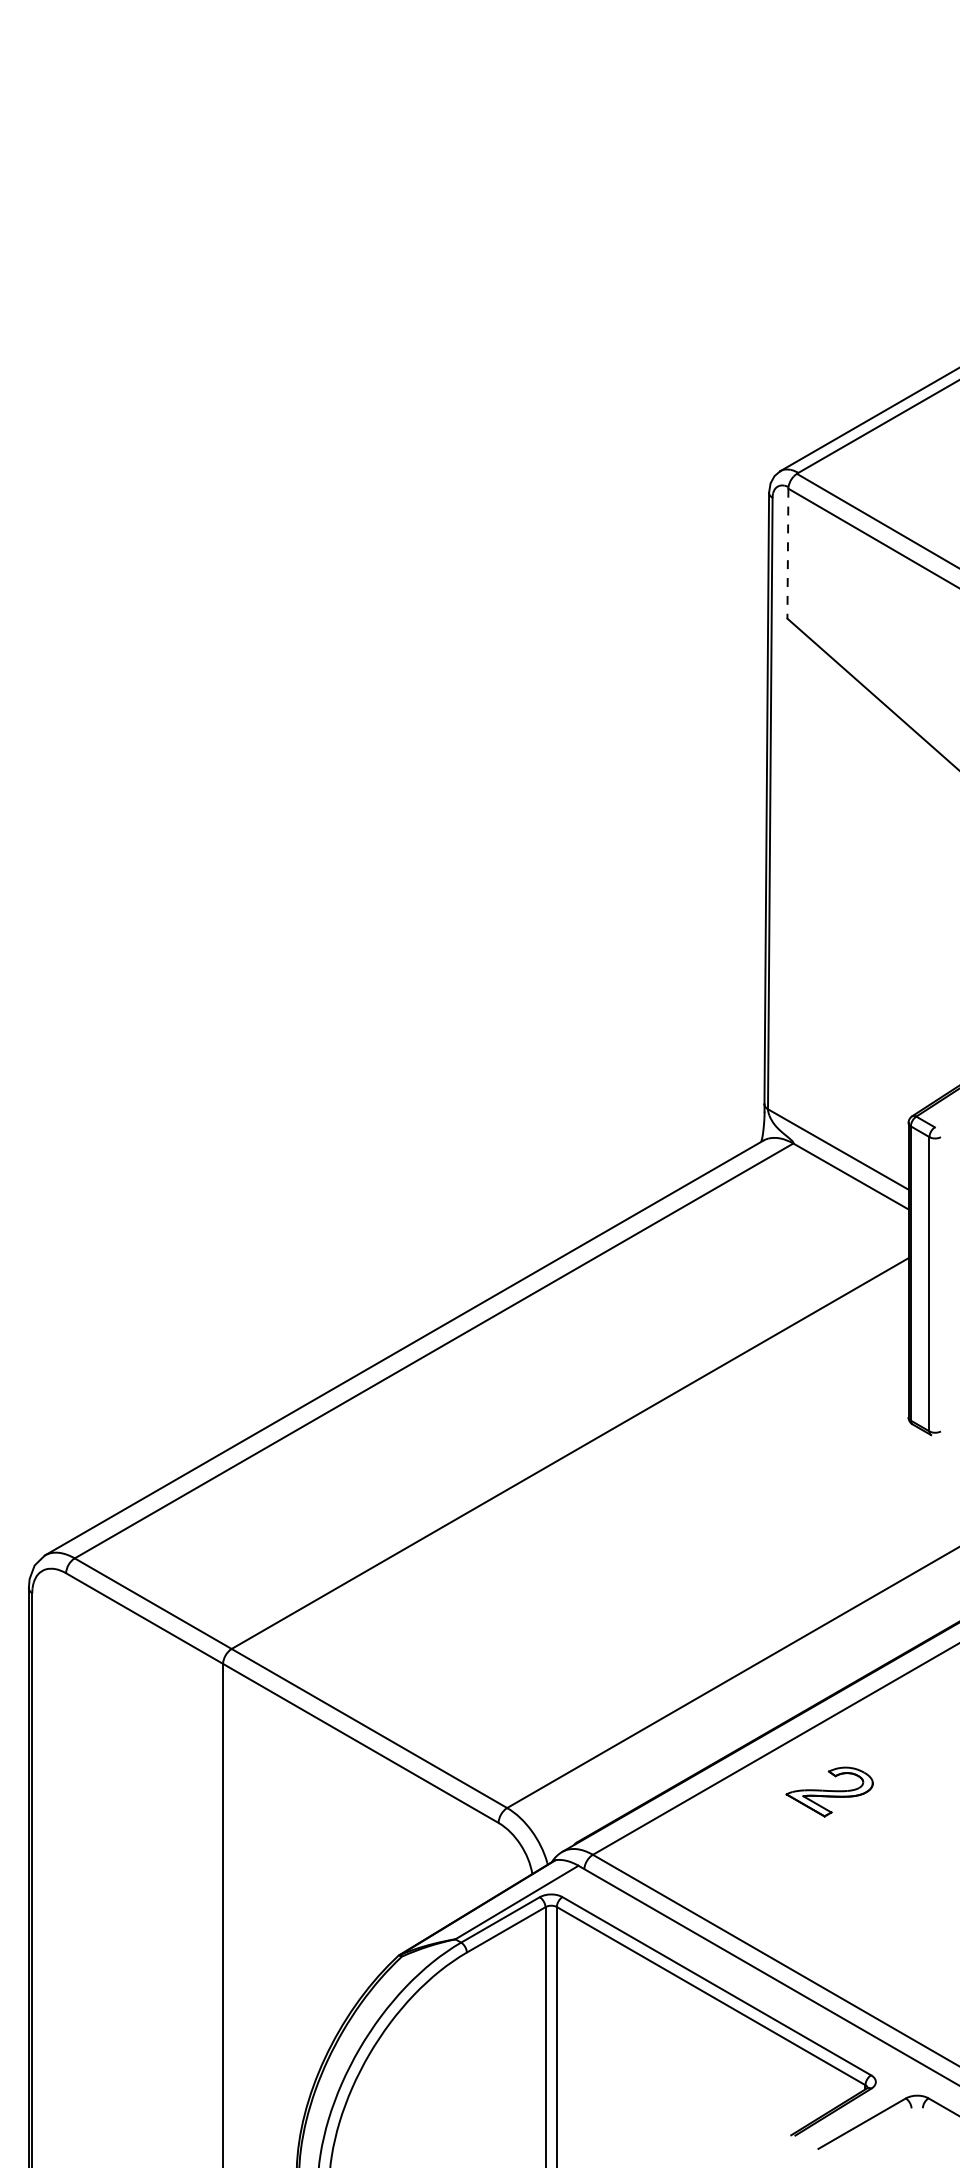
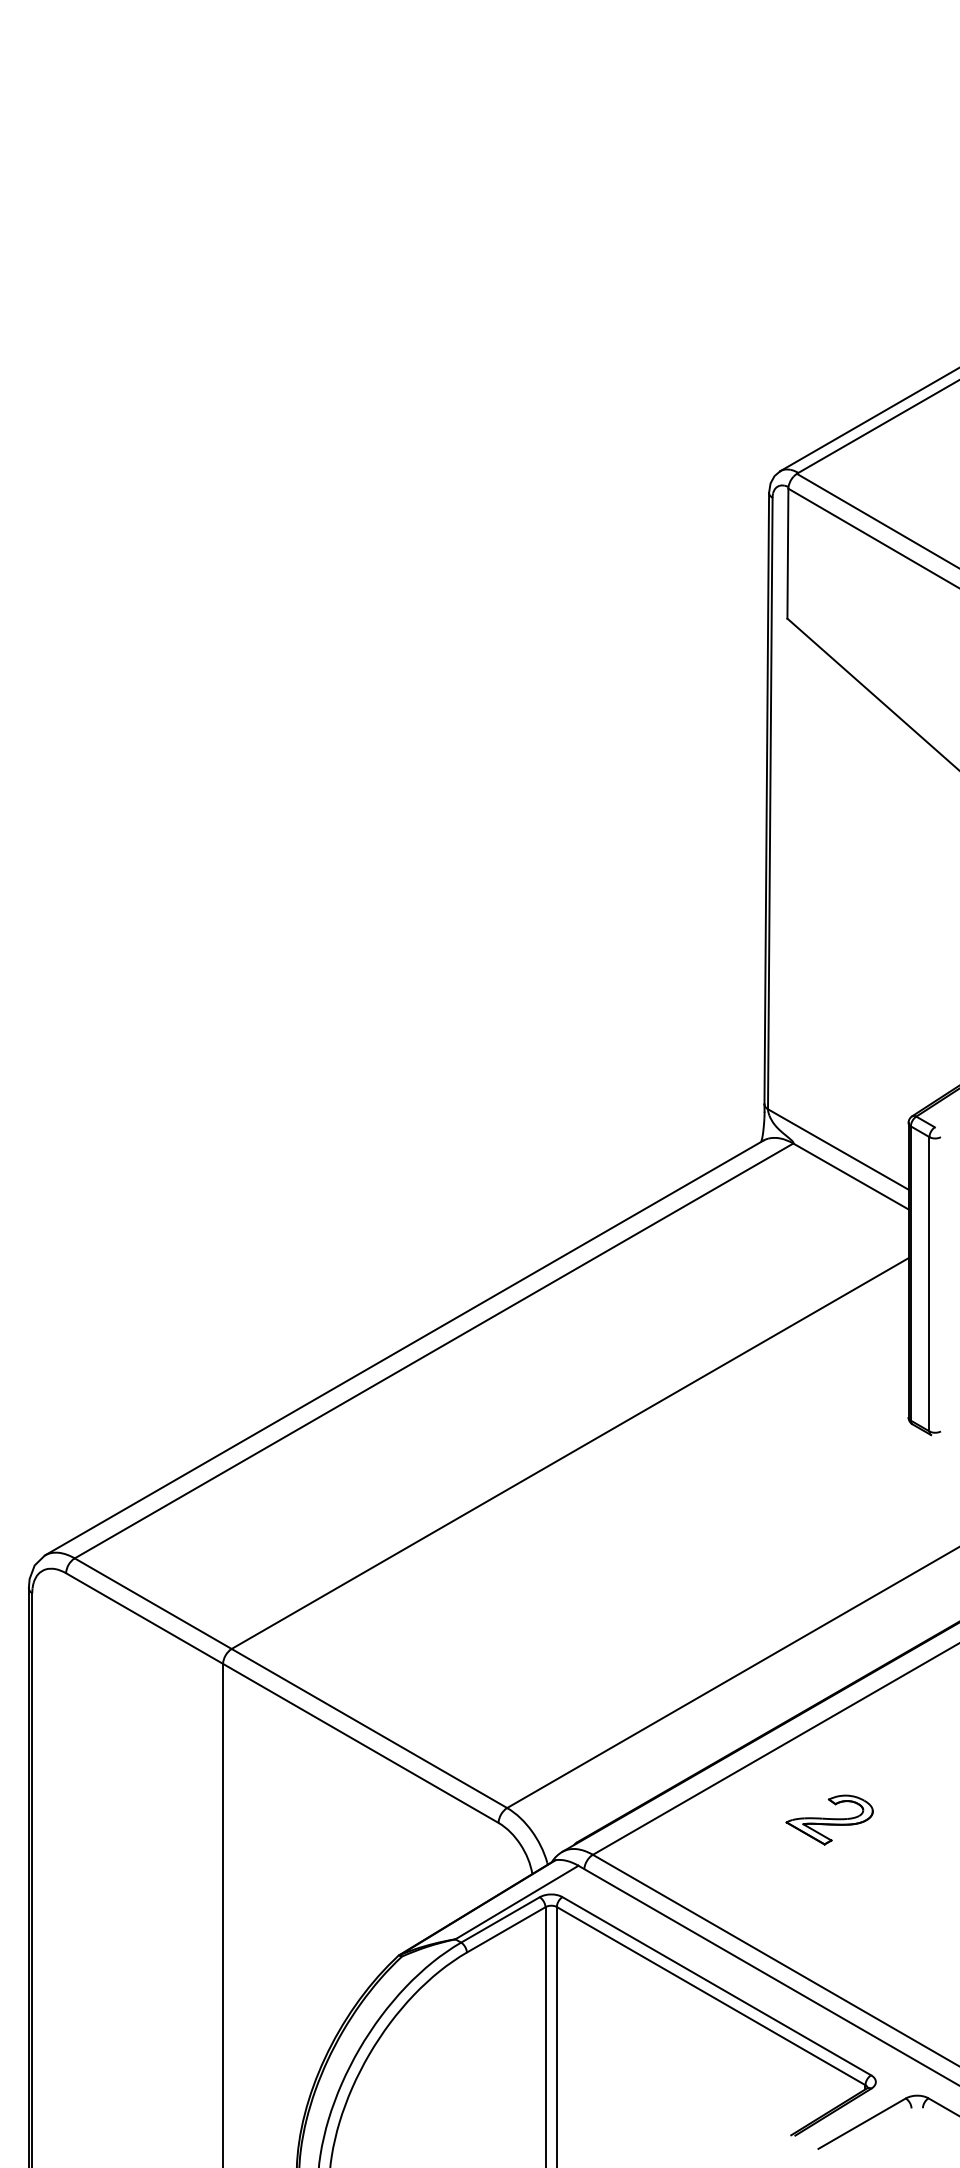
line: dashed -> solid (787, 553)
part position: (829, 1791) -> (829, 1819) (829, 1819)
